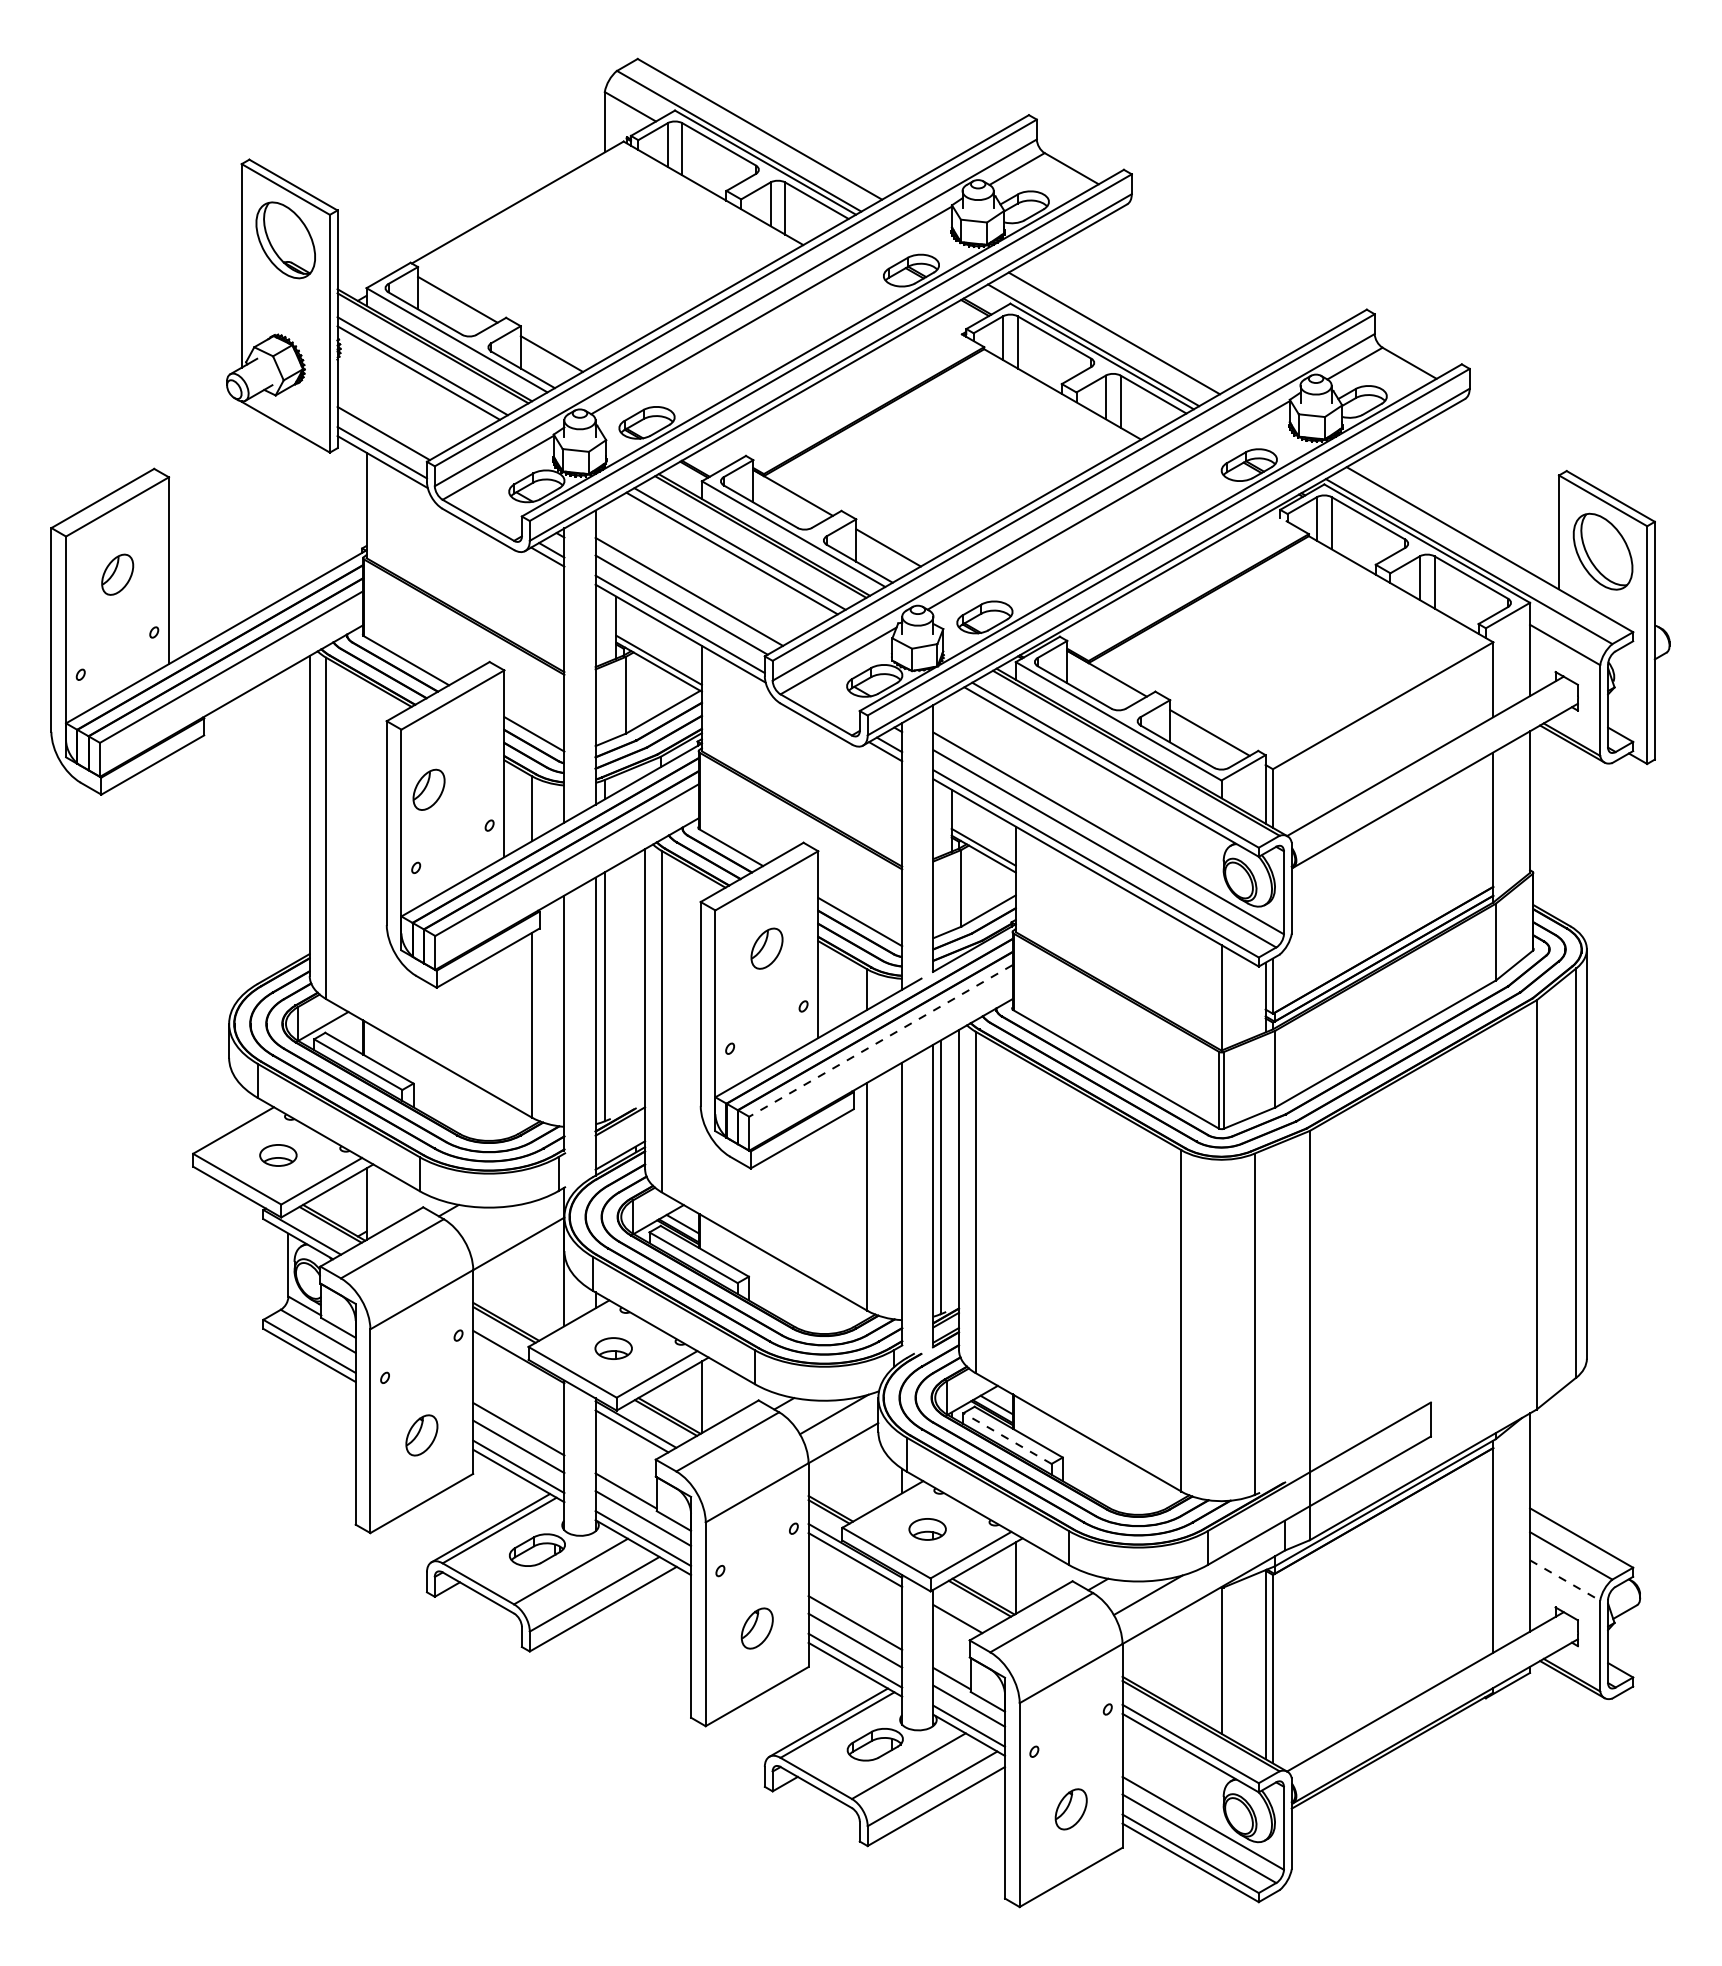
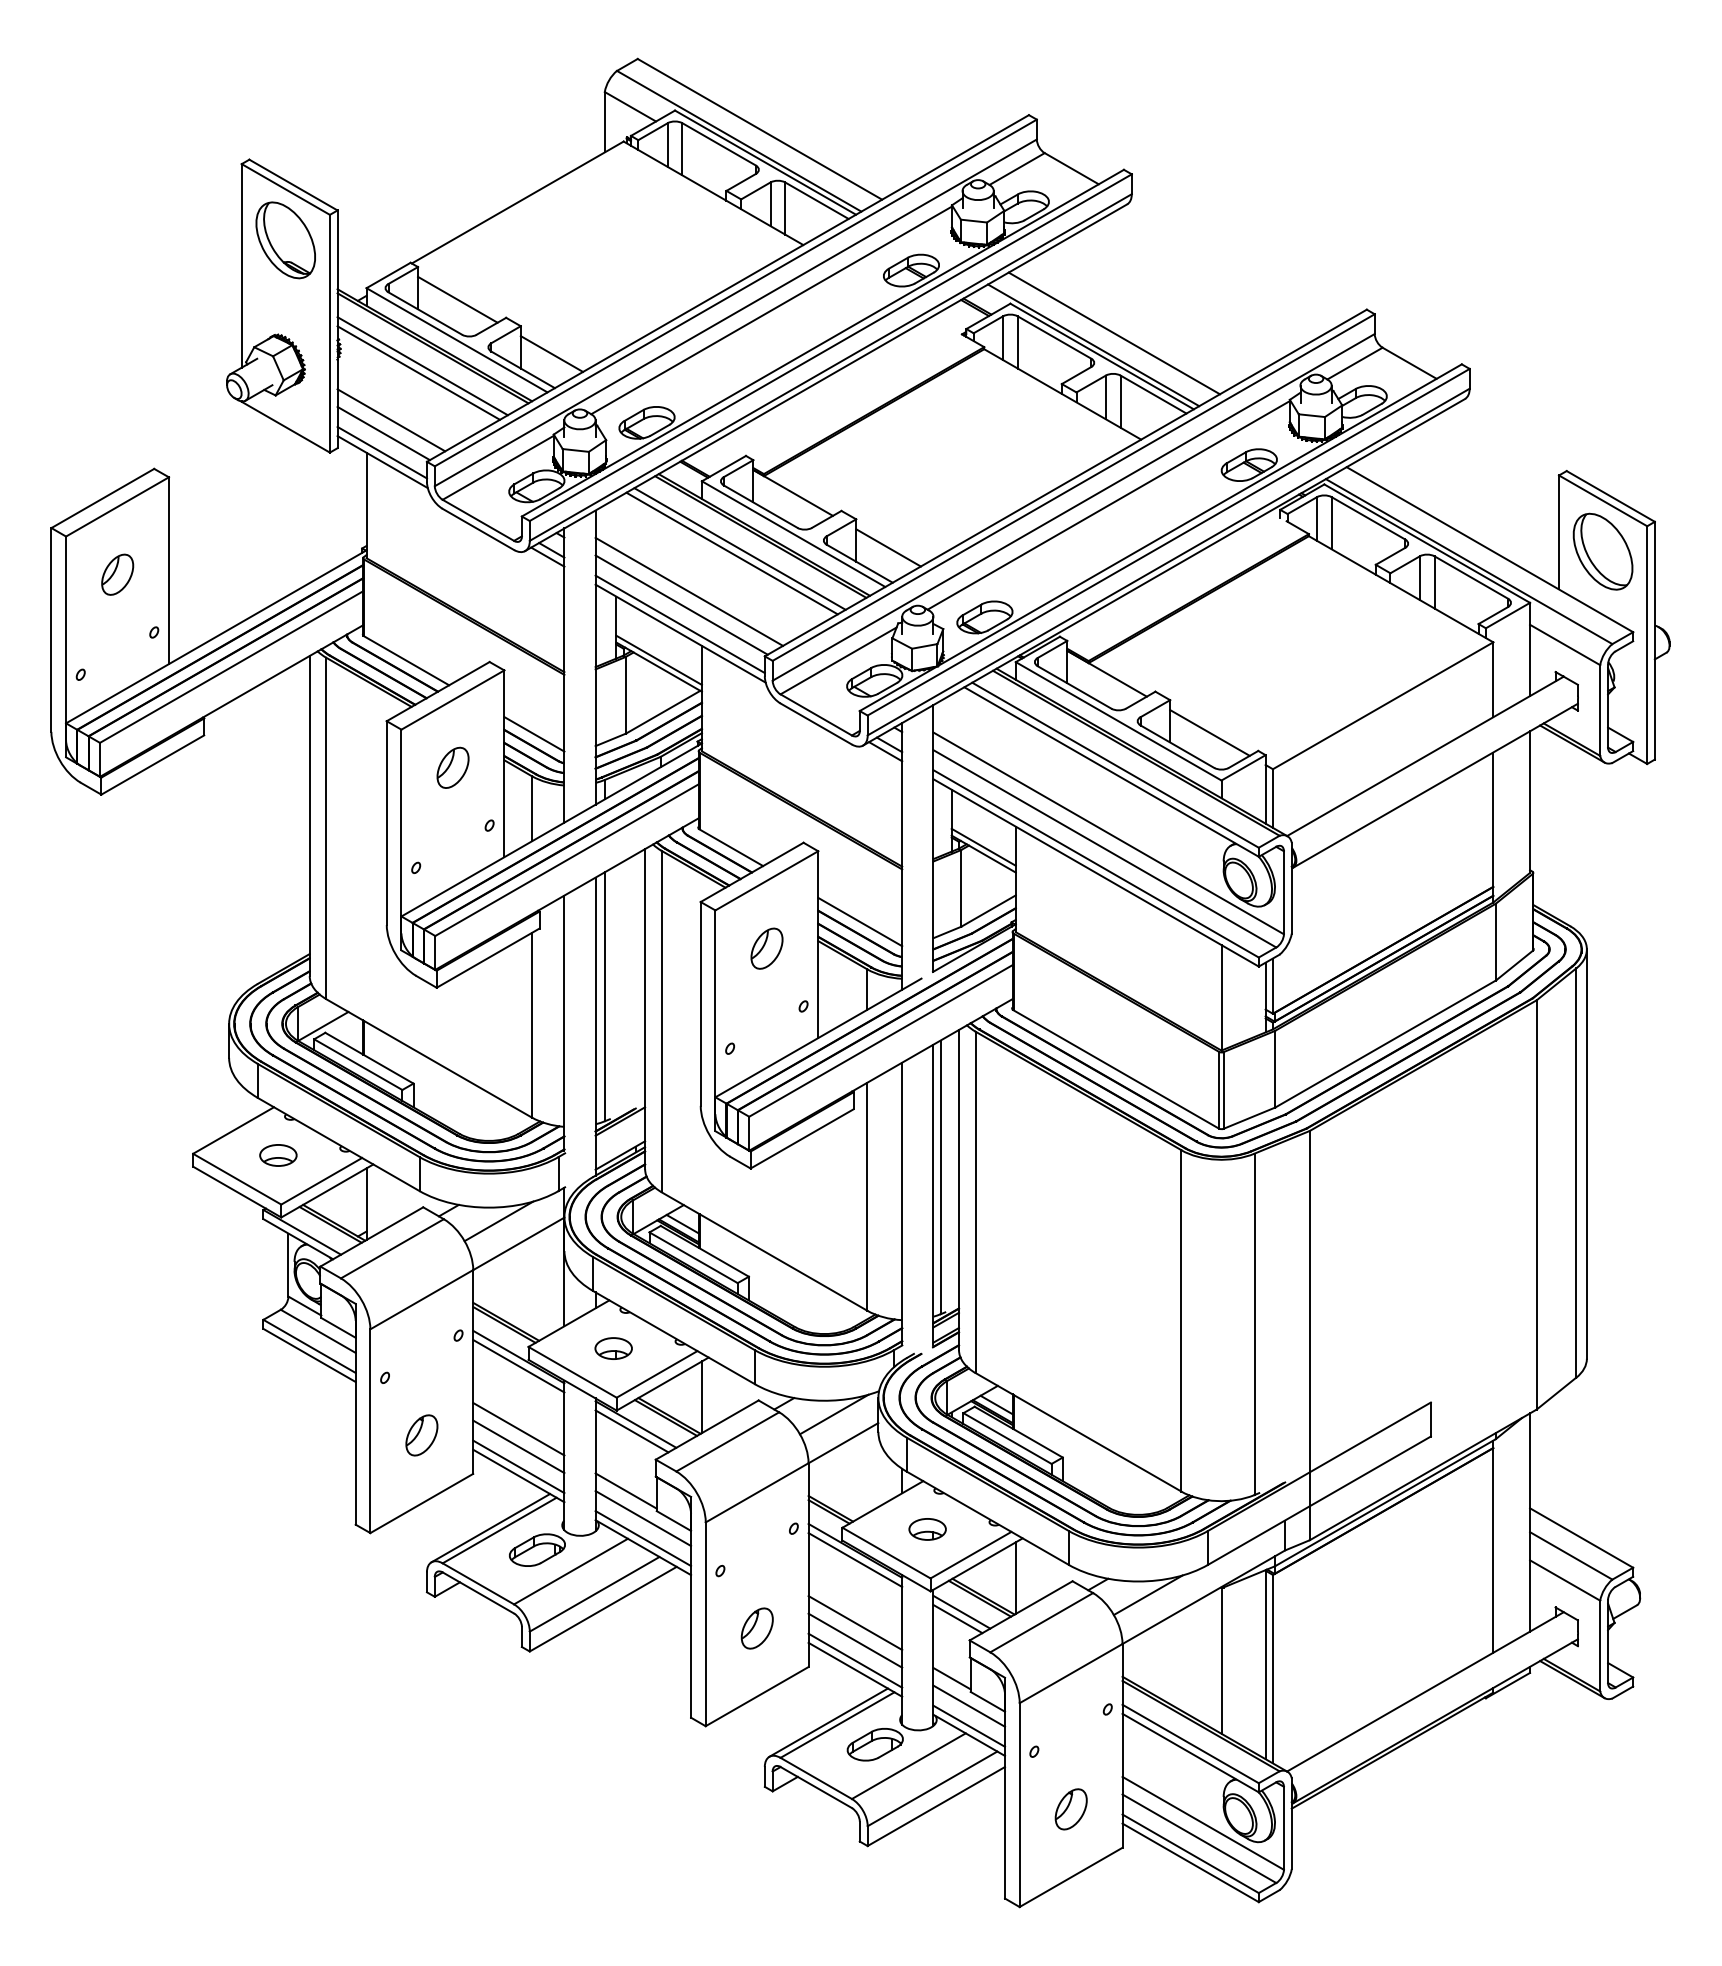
line: none -> present (391, 420)
part position: (428, 789) -> (452, 767) (452, 767)
line: dashed -> solid (880, 1040)
line: none -> present (498, 1221)
line: none -> present (518, 1365)
line: dashed -> solid (1007, 1438)
line: dashed -> solid (1565, 1580)
line: none -> present (961, 1611)
